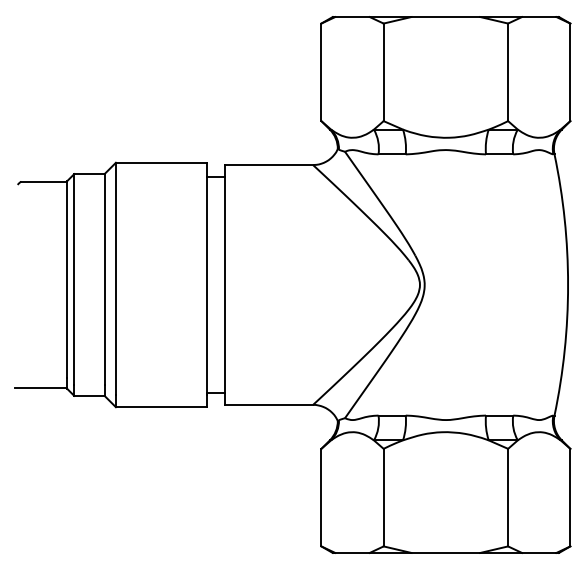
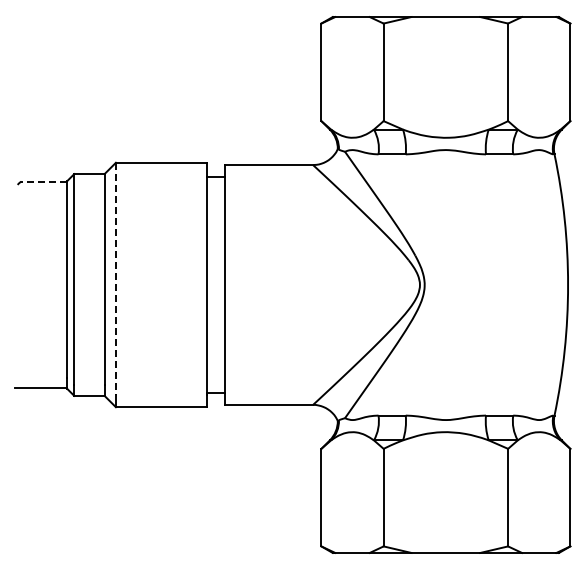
line: solid -> dashed (44, 181)
line: solid -> dashed (115, 279)
